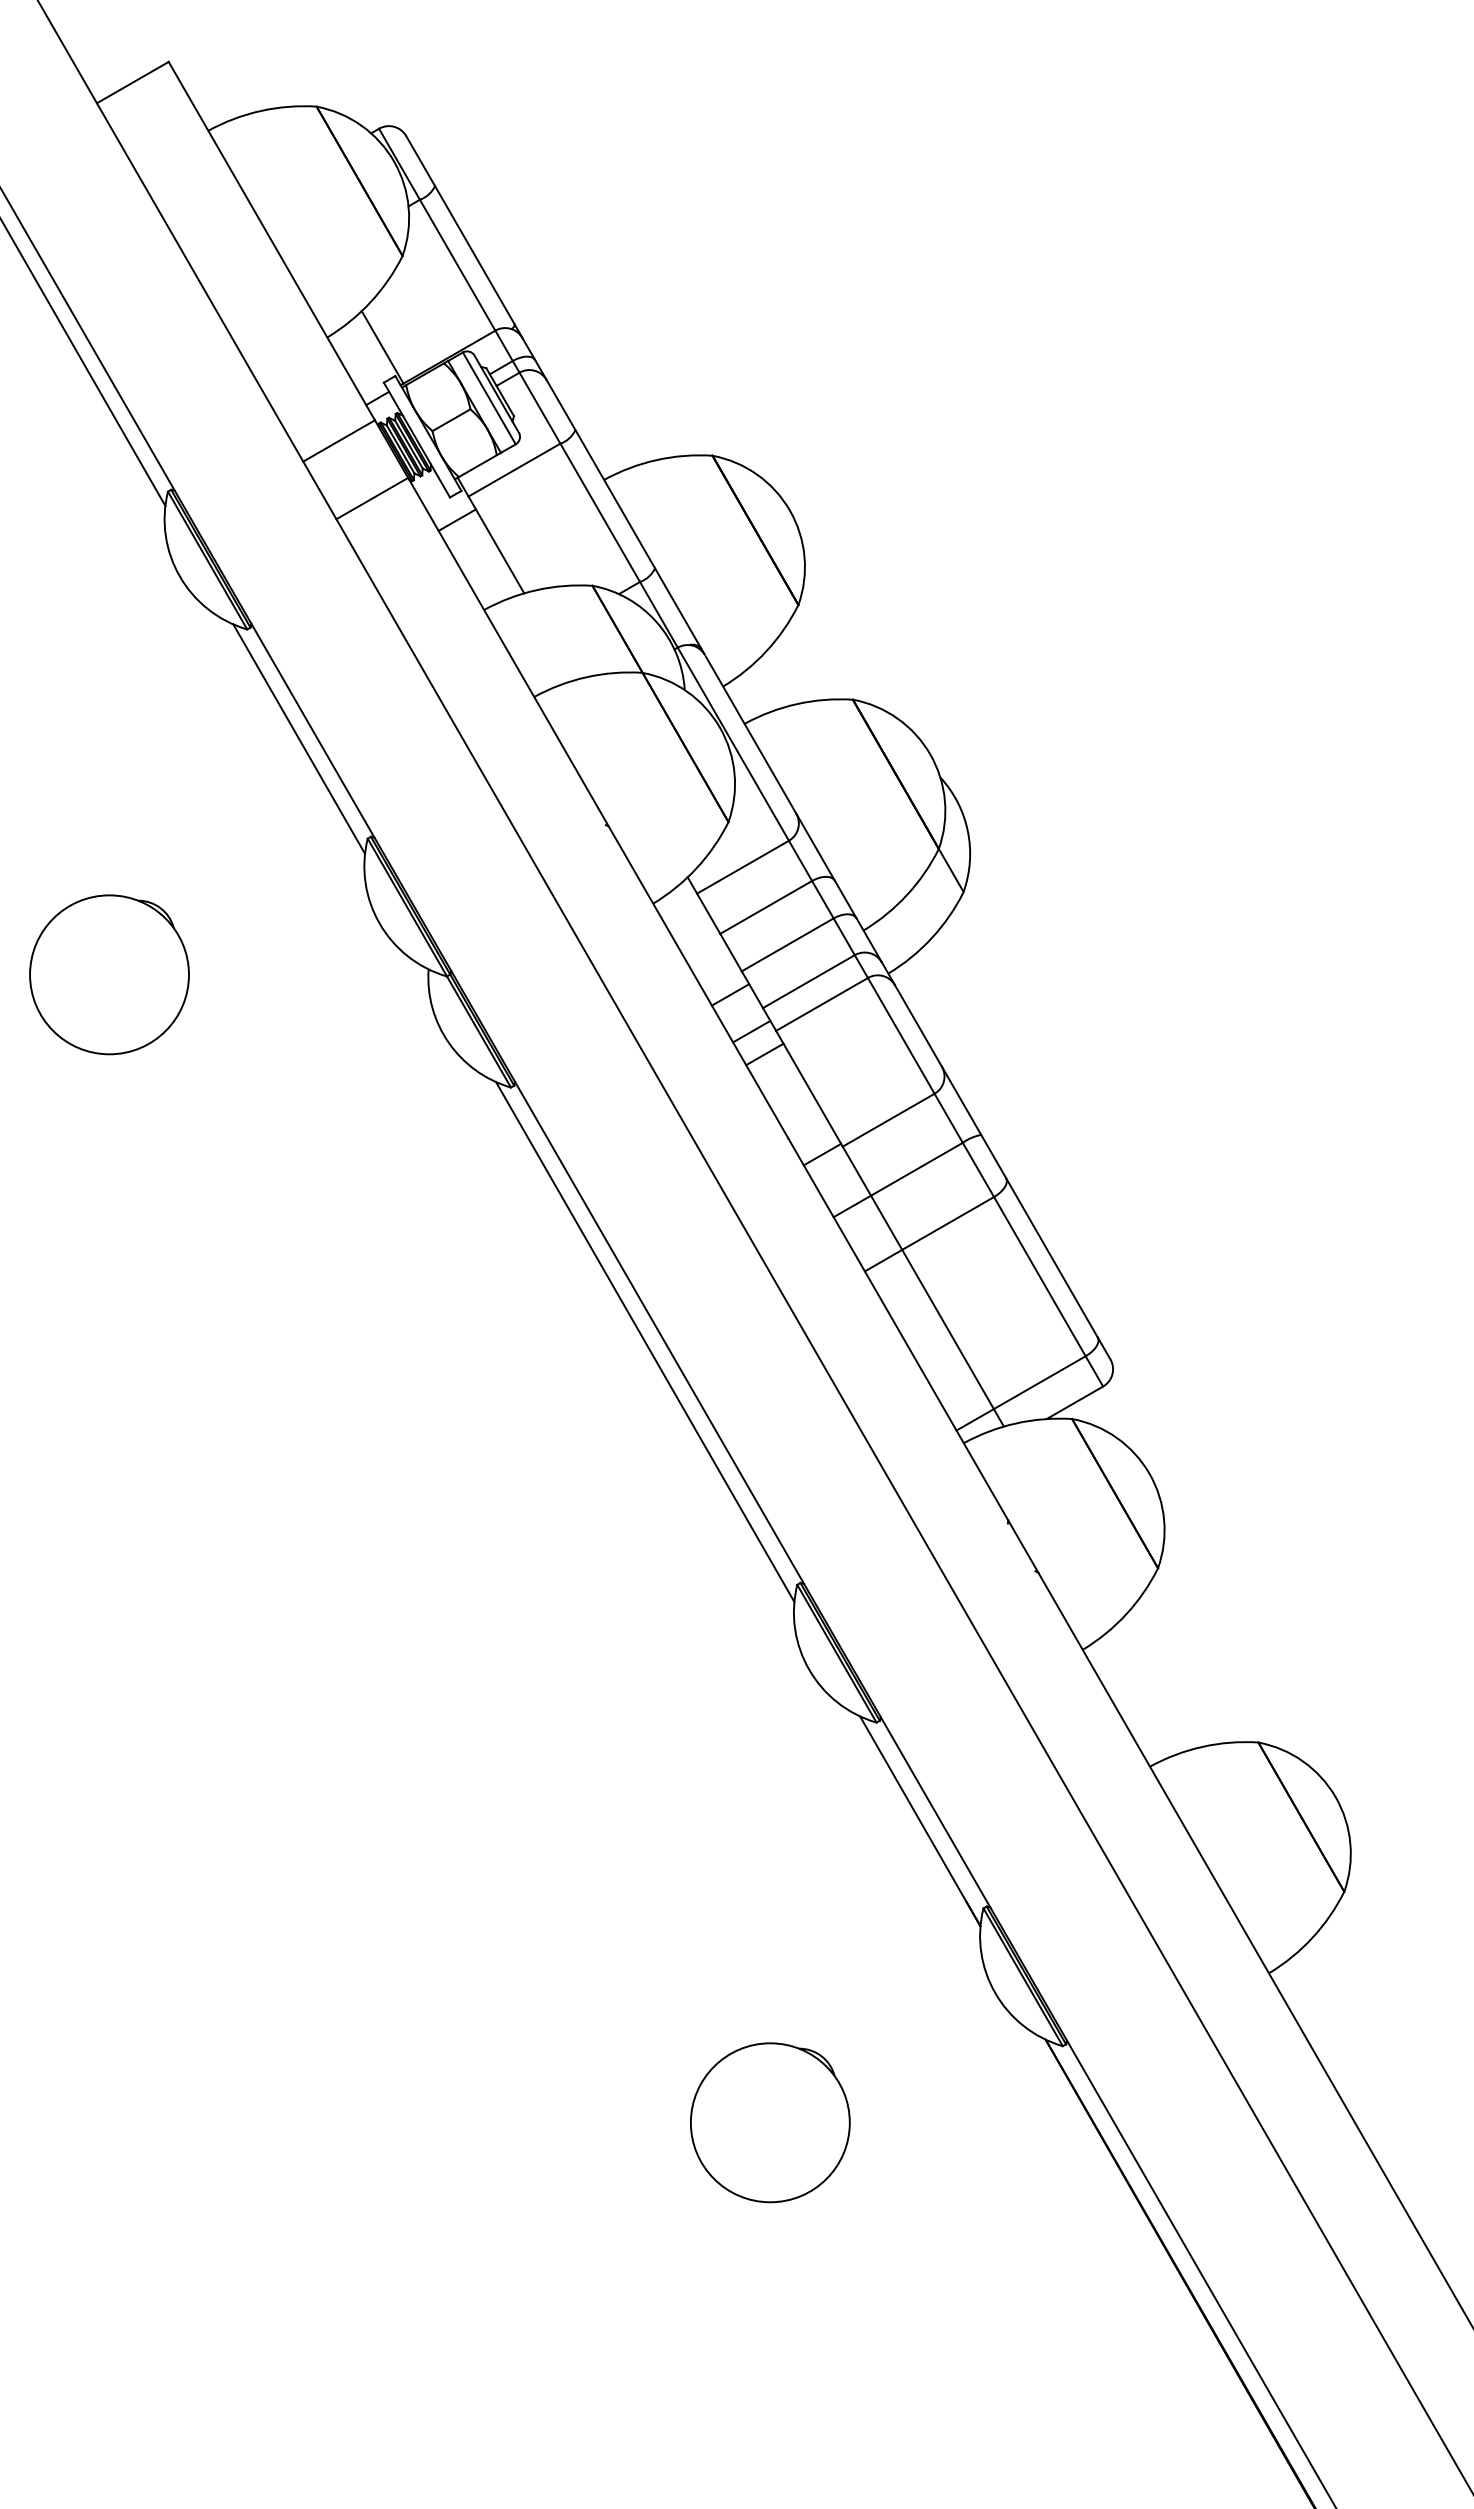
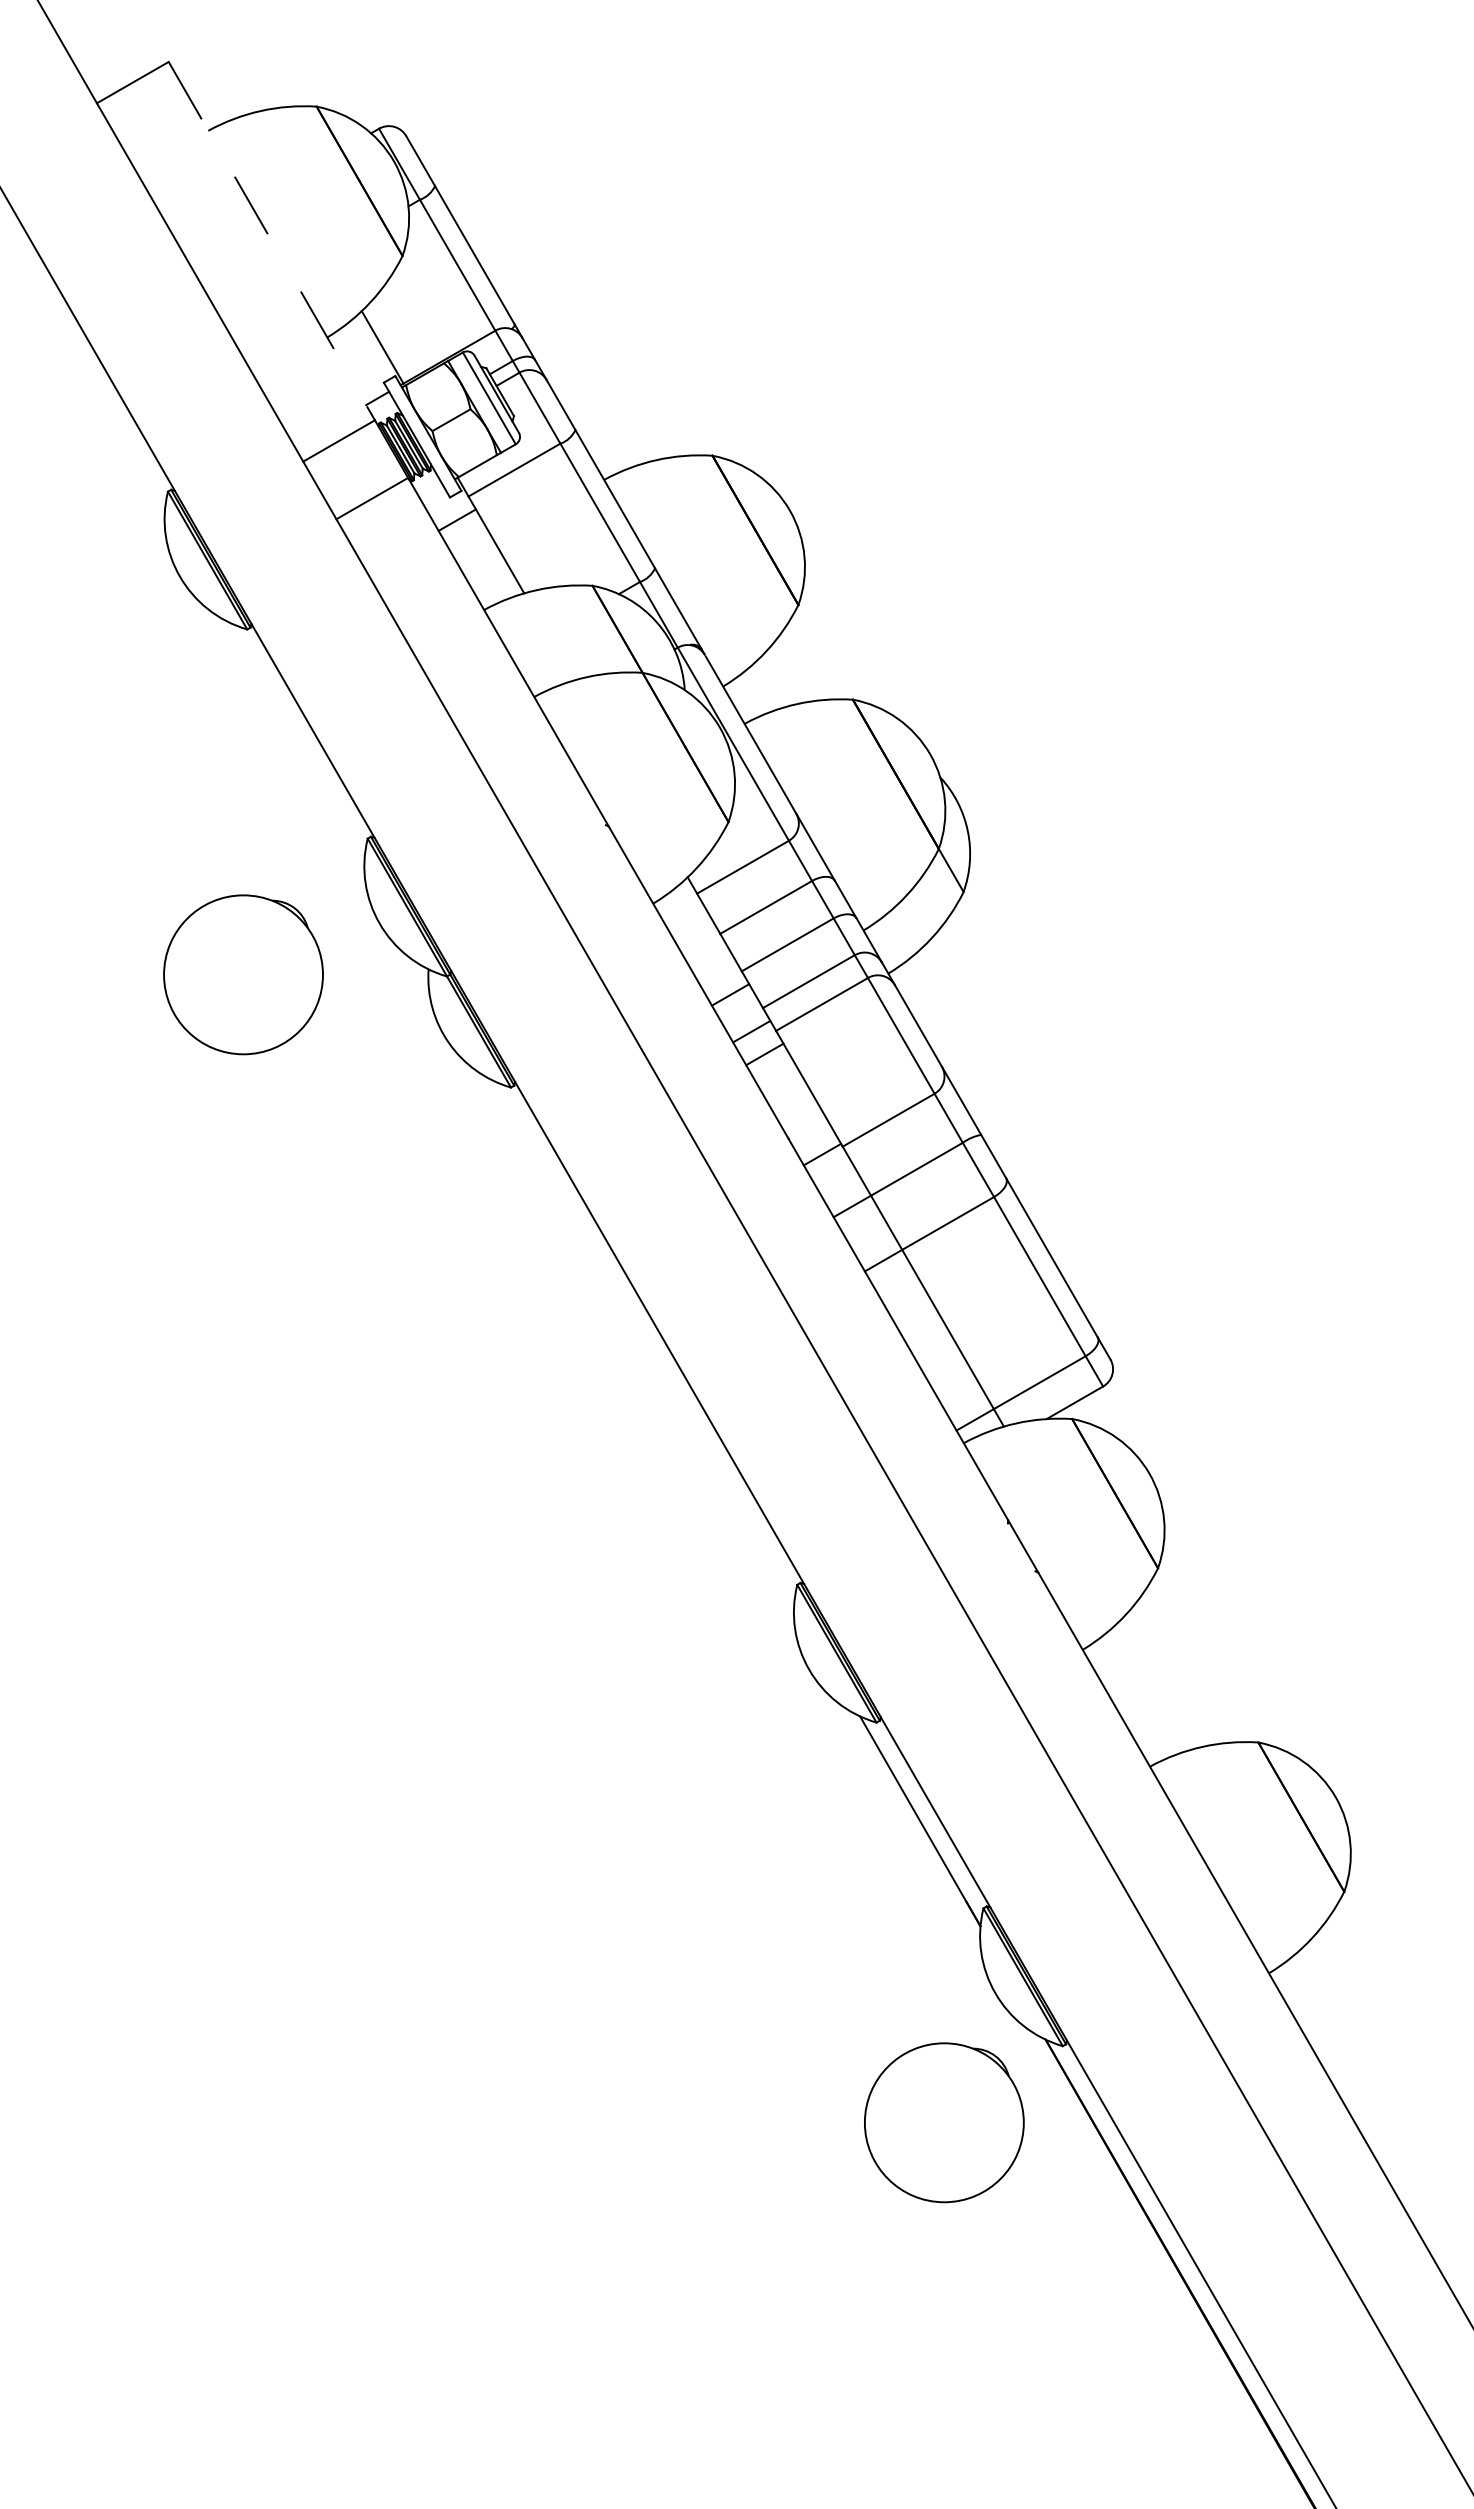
line: solid -> dashed (271, 241)
line: present -> none (83, 363)
line: present -> none (299, 738)
part position: (109, 974) -> (243, 974) (243, 974)
line: present -> none (645, 1341)
part position: (770, 2122) -> (944, 2122) (944, 2122)
